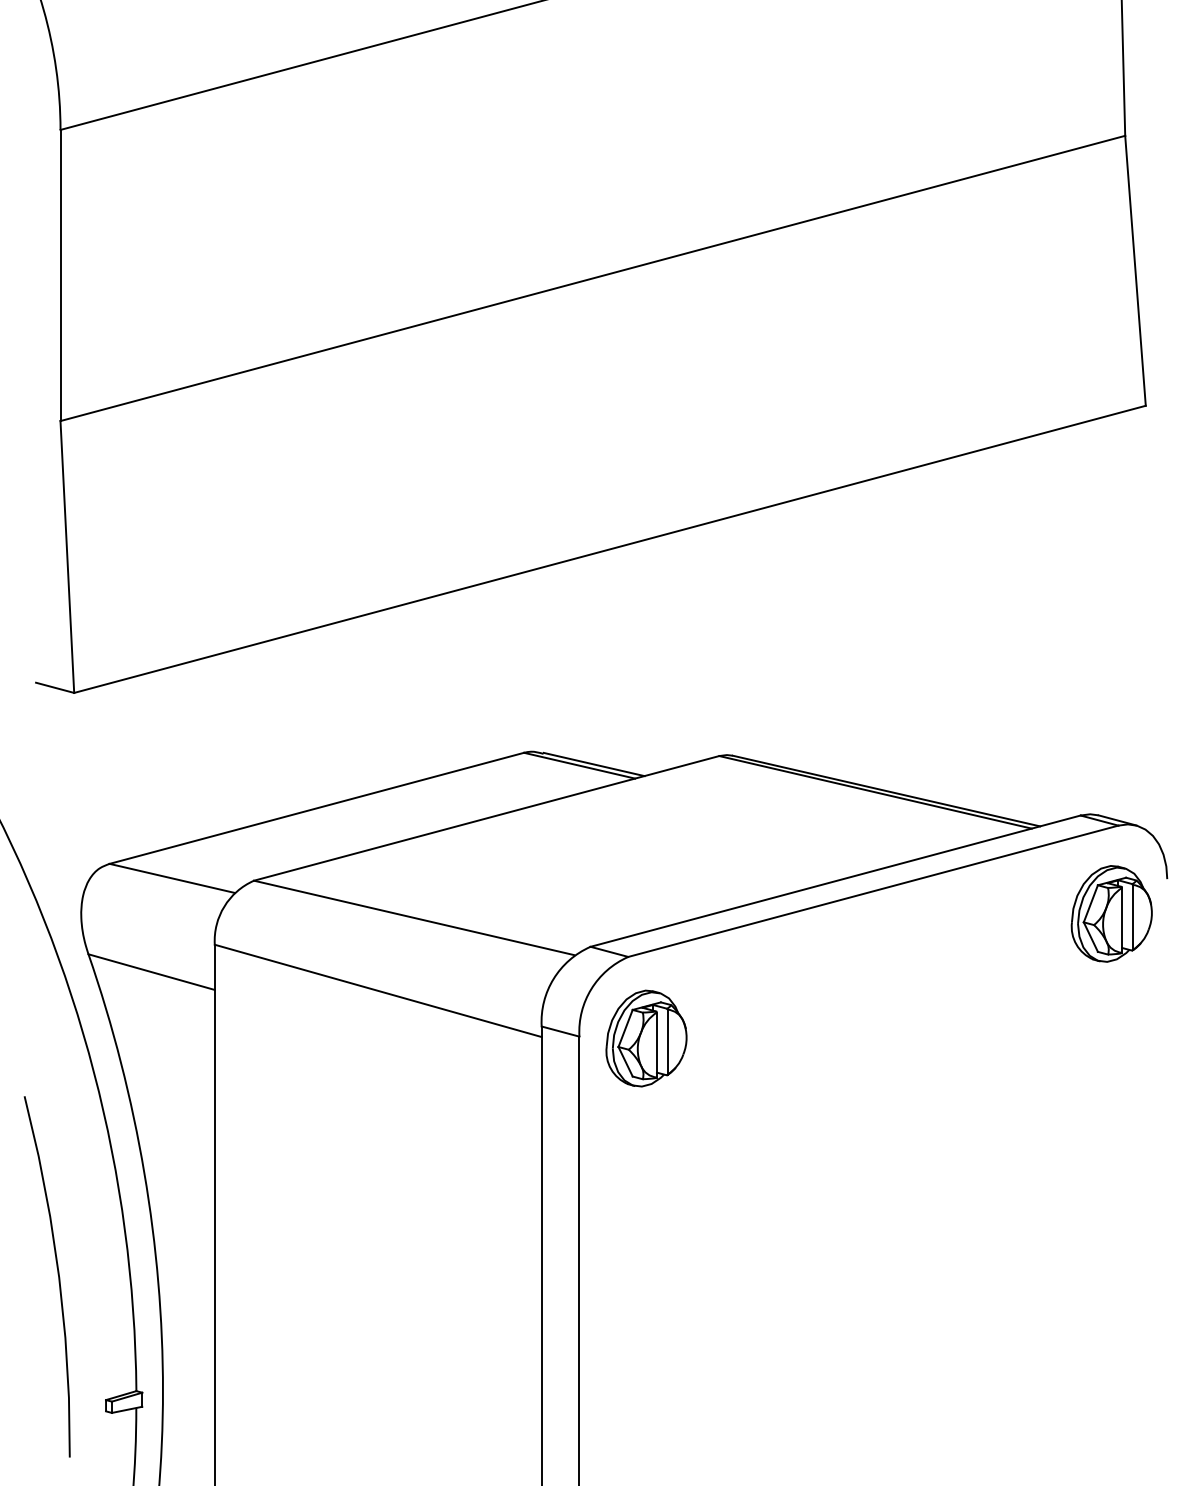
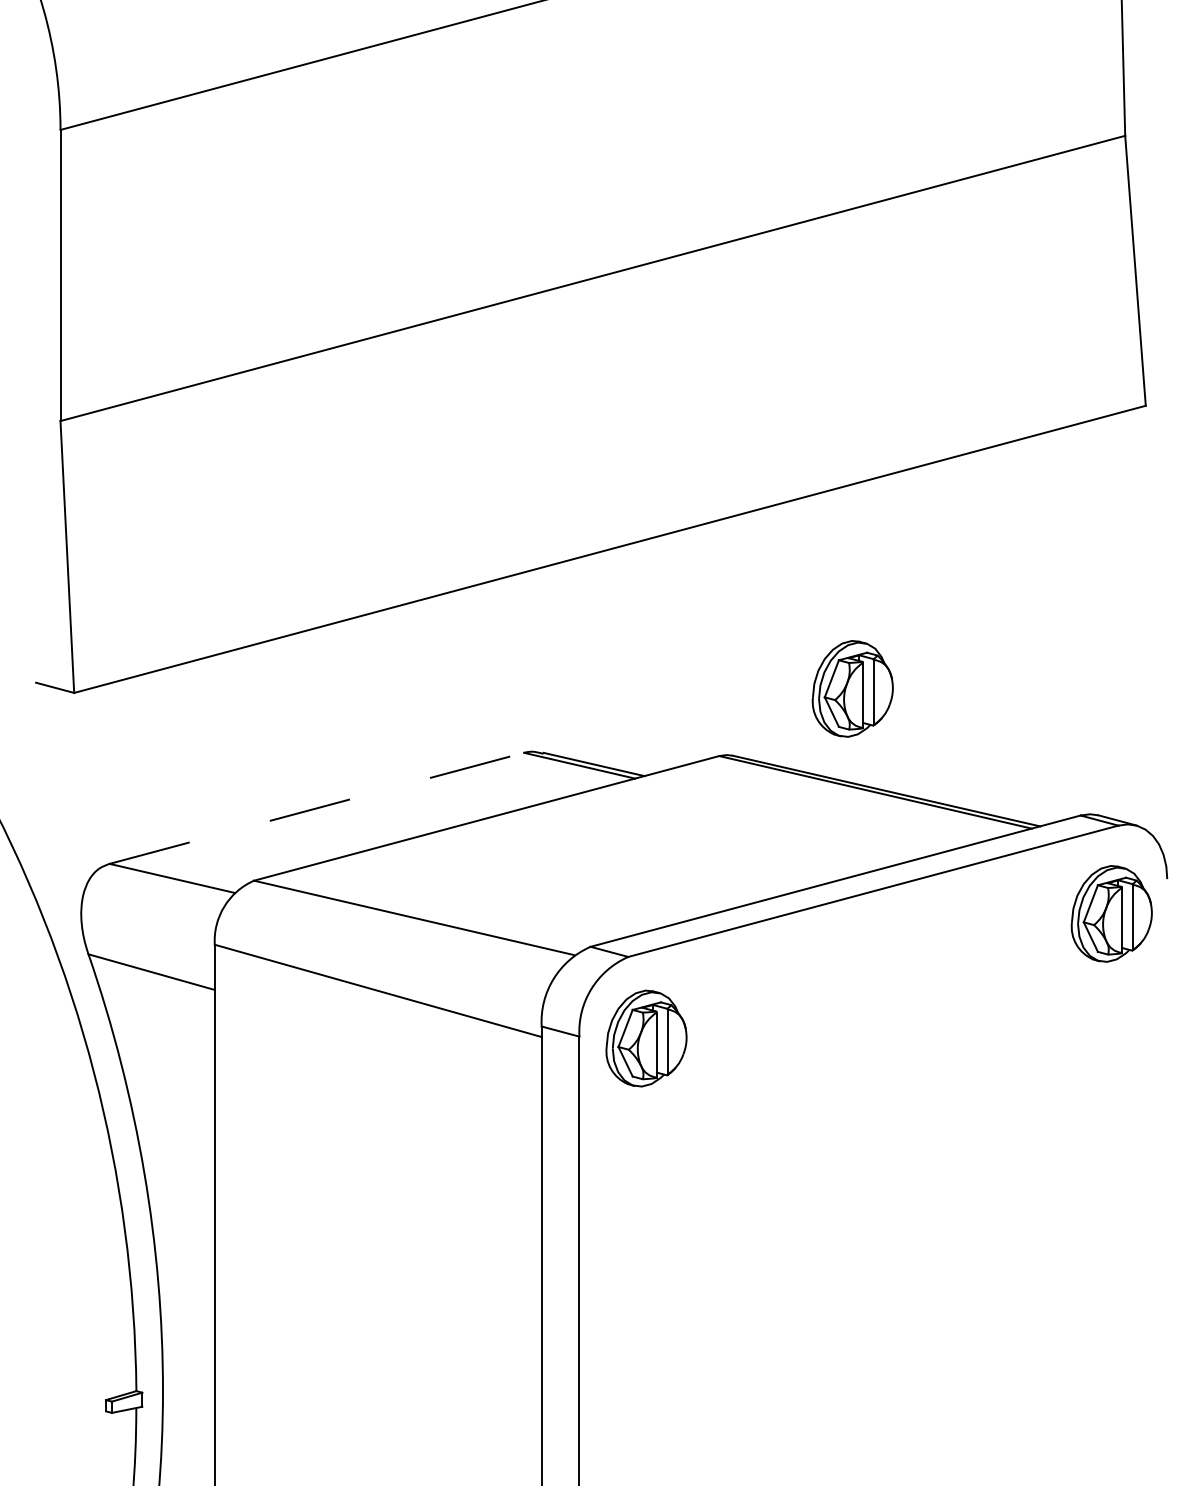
part: none -> present (852, 688)
line: solid -> dashed (316, 808)
curve: present -> none (57, 1274)
